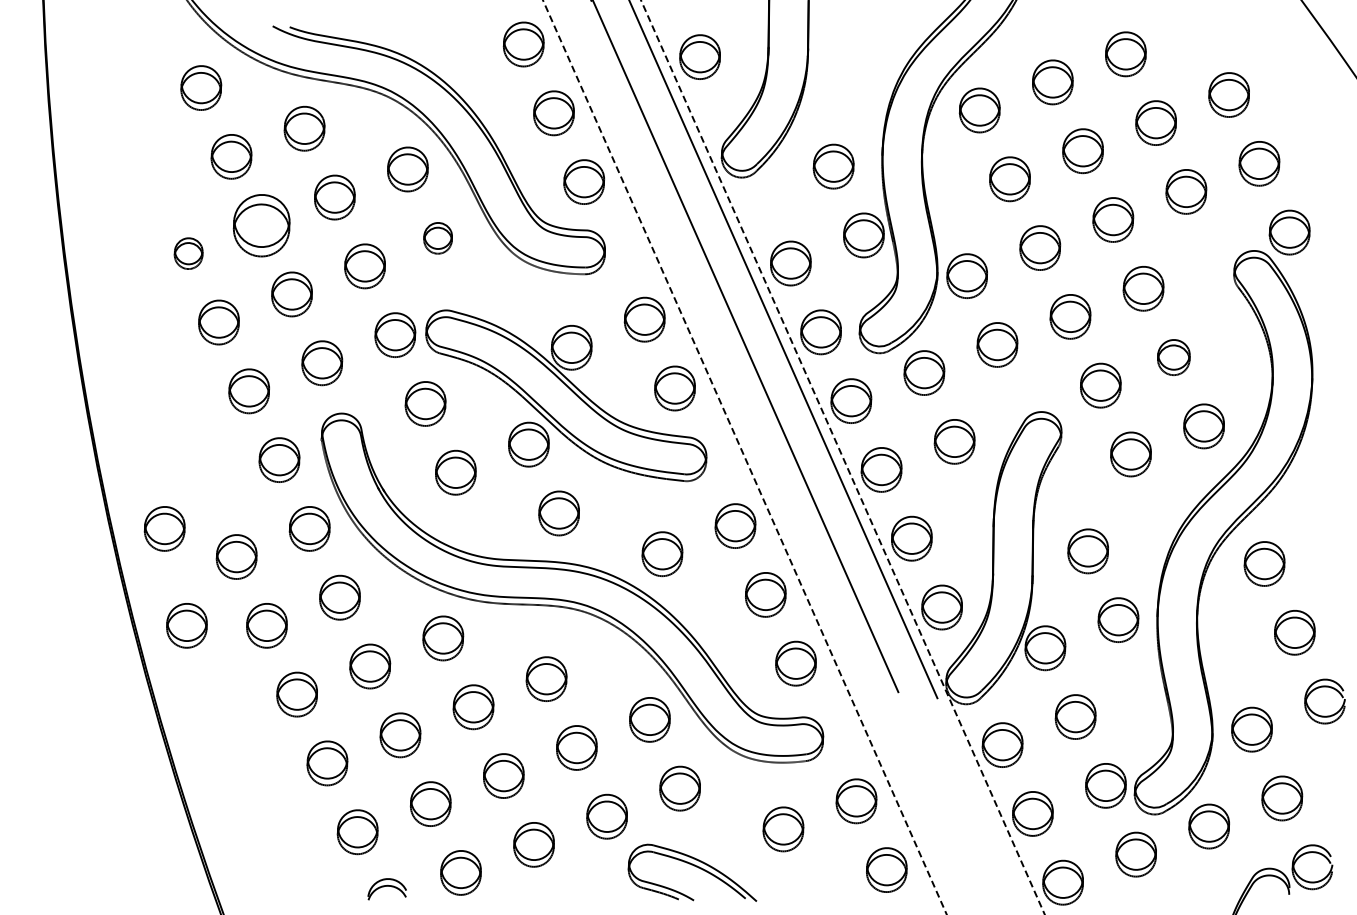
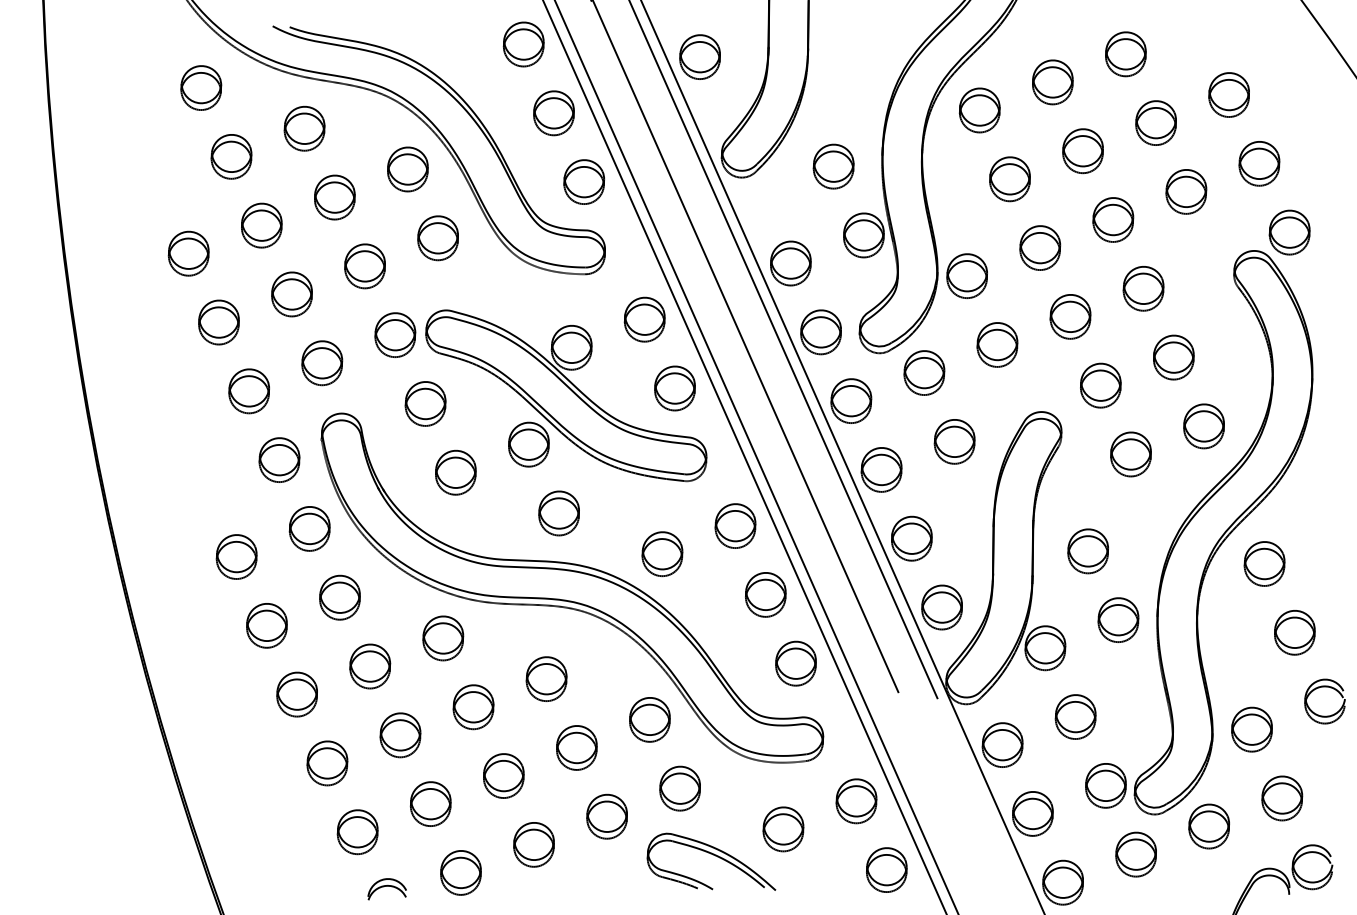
part size: 59x64 px -> 42x47 px (261, 225)
part size: 30x33 px -> 42x47 px (437, 238)
part size: 31x33 px -> 43x47 px (188, 253)
part size: 34x37 px -> 42x47 px (1173, 357)
line: none -> present (756, 456)
line: dashed -> solid (744, 457)
line: dashed -> solid (843, 458)
part: present -> none (164, 528)
part: present -> none (186, 625)
part position: (694, 866) -> (713, 855) (713, 855)
